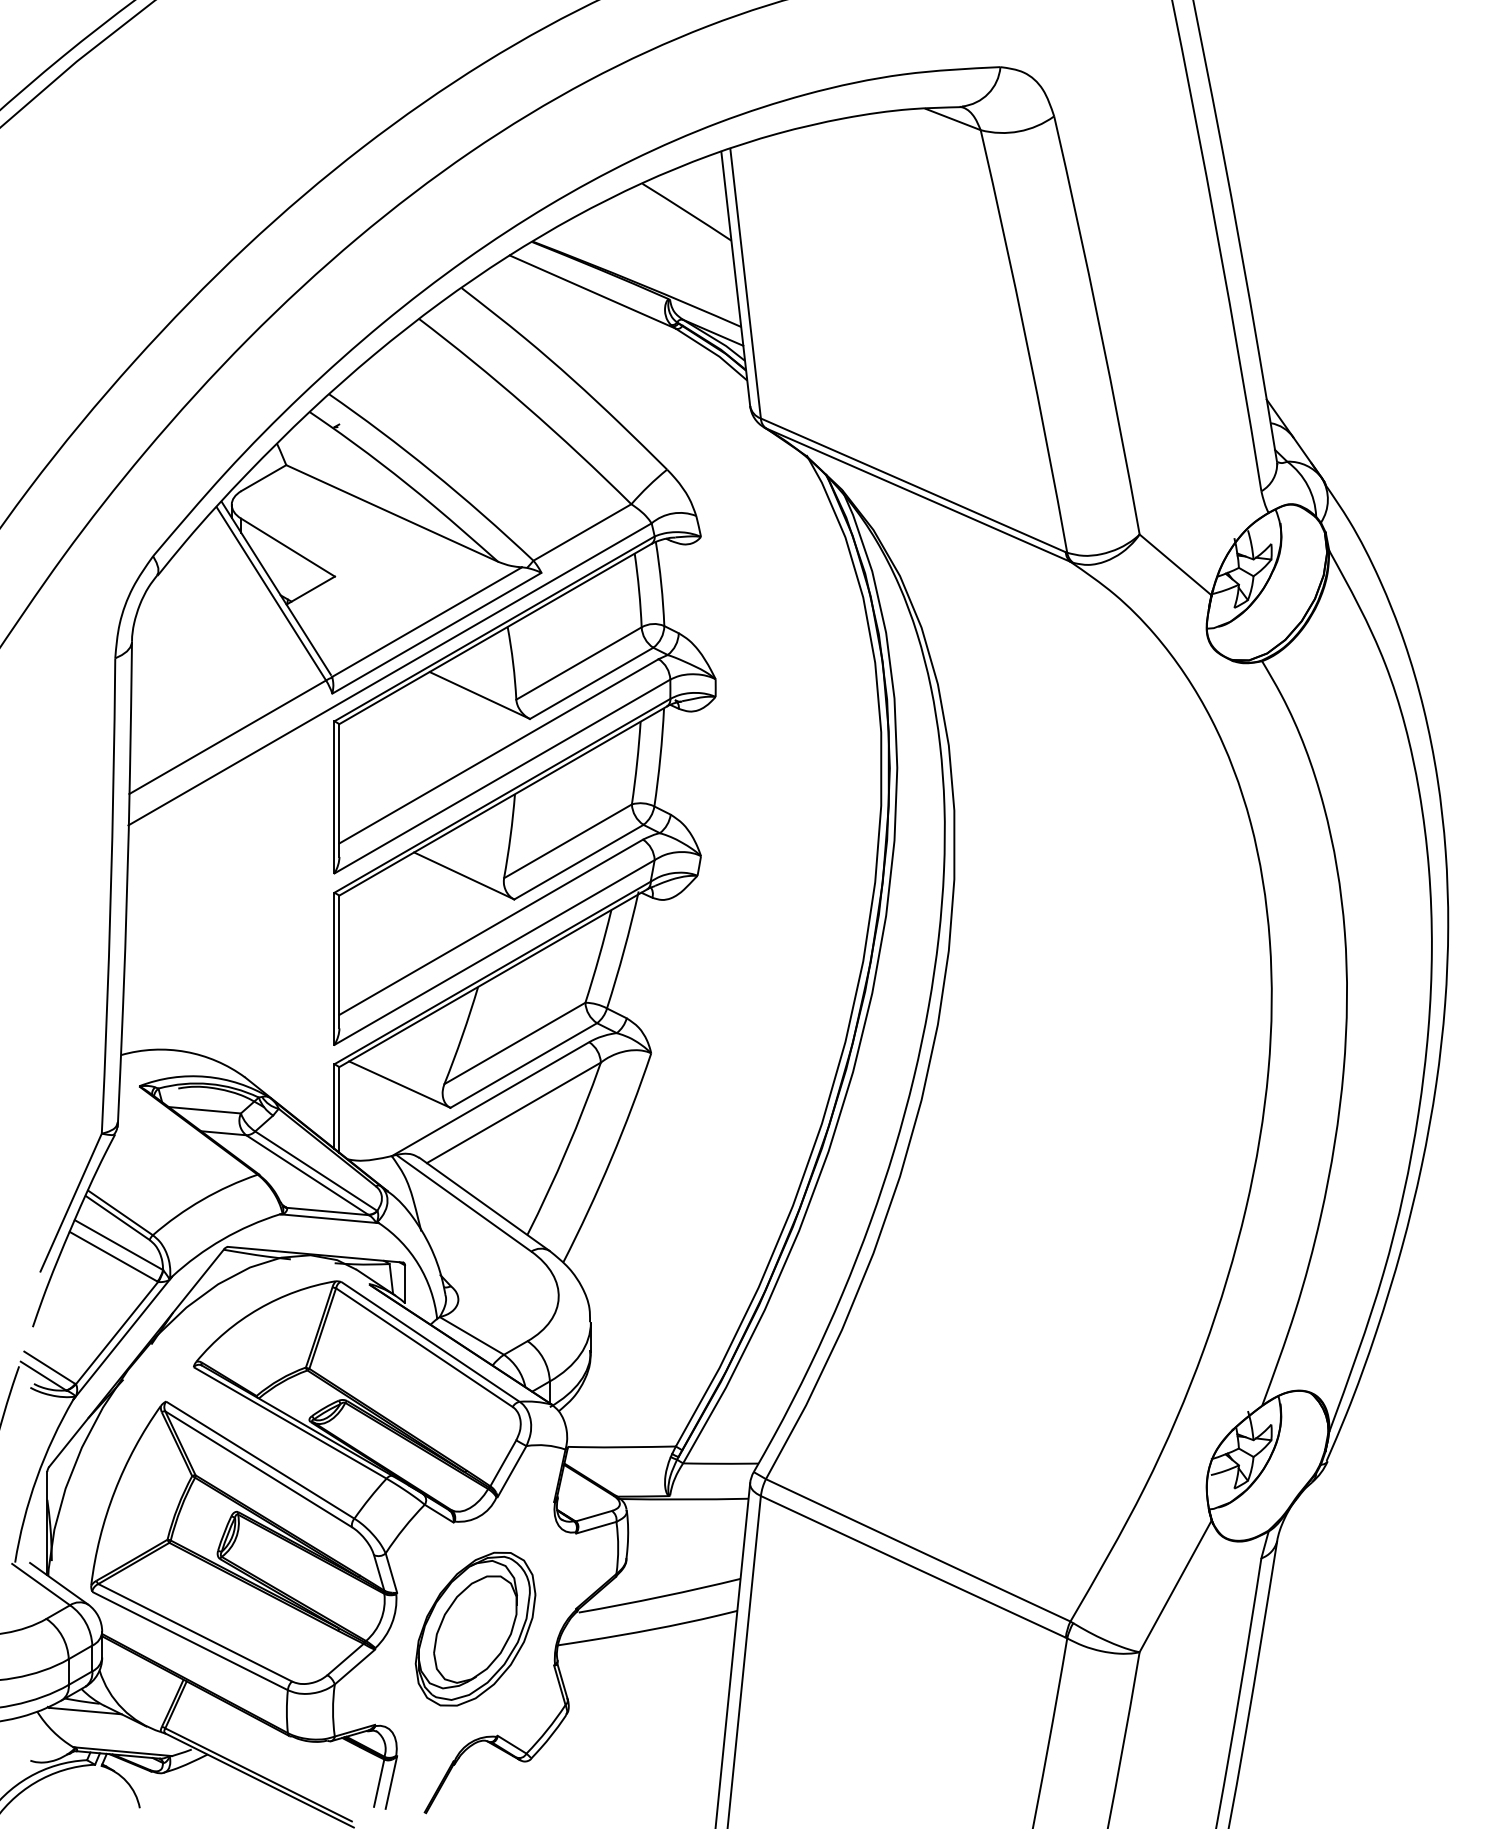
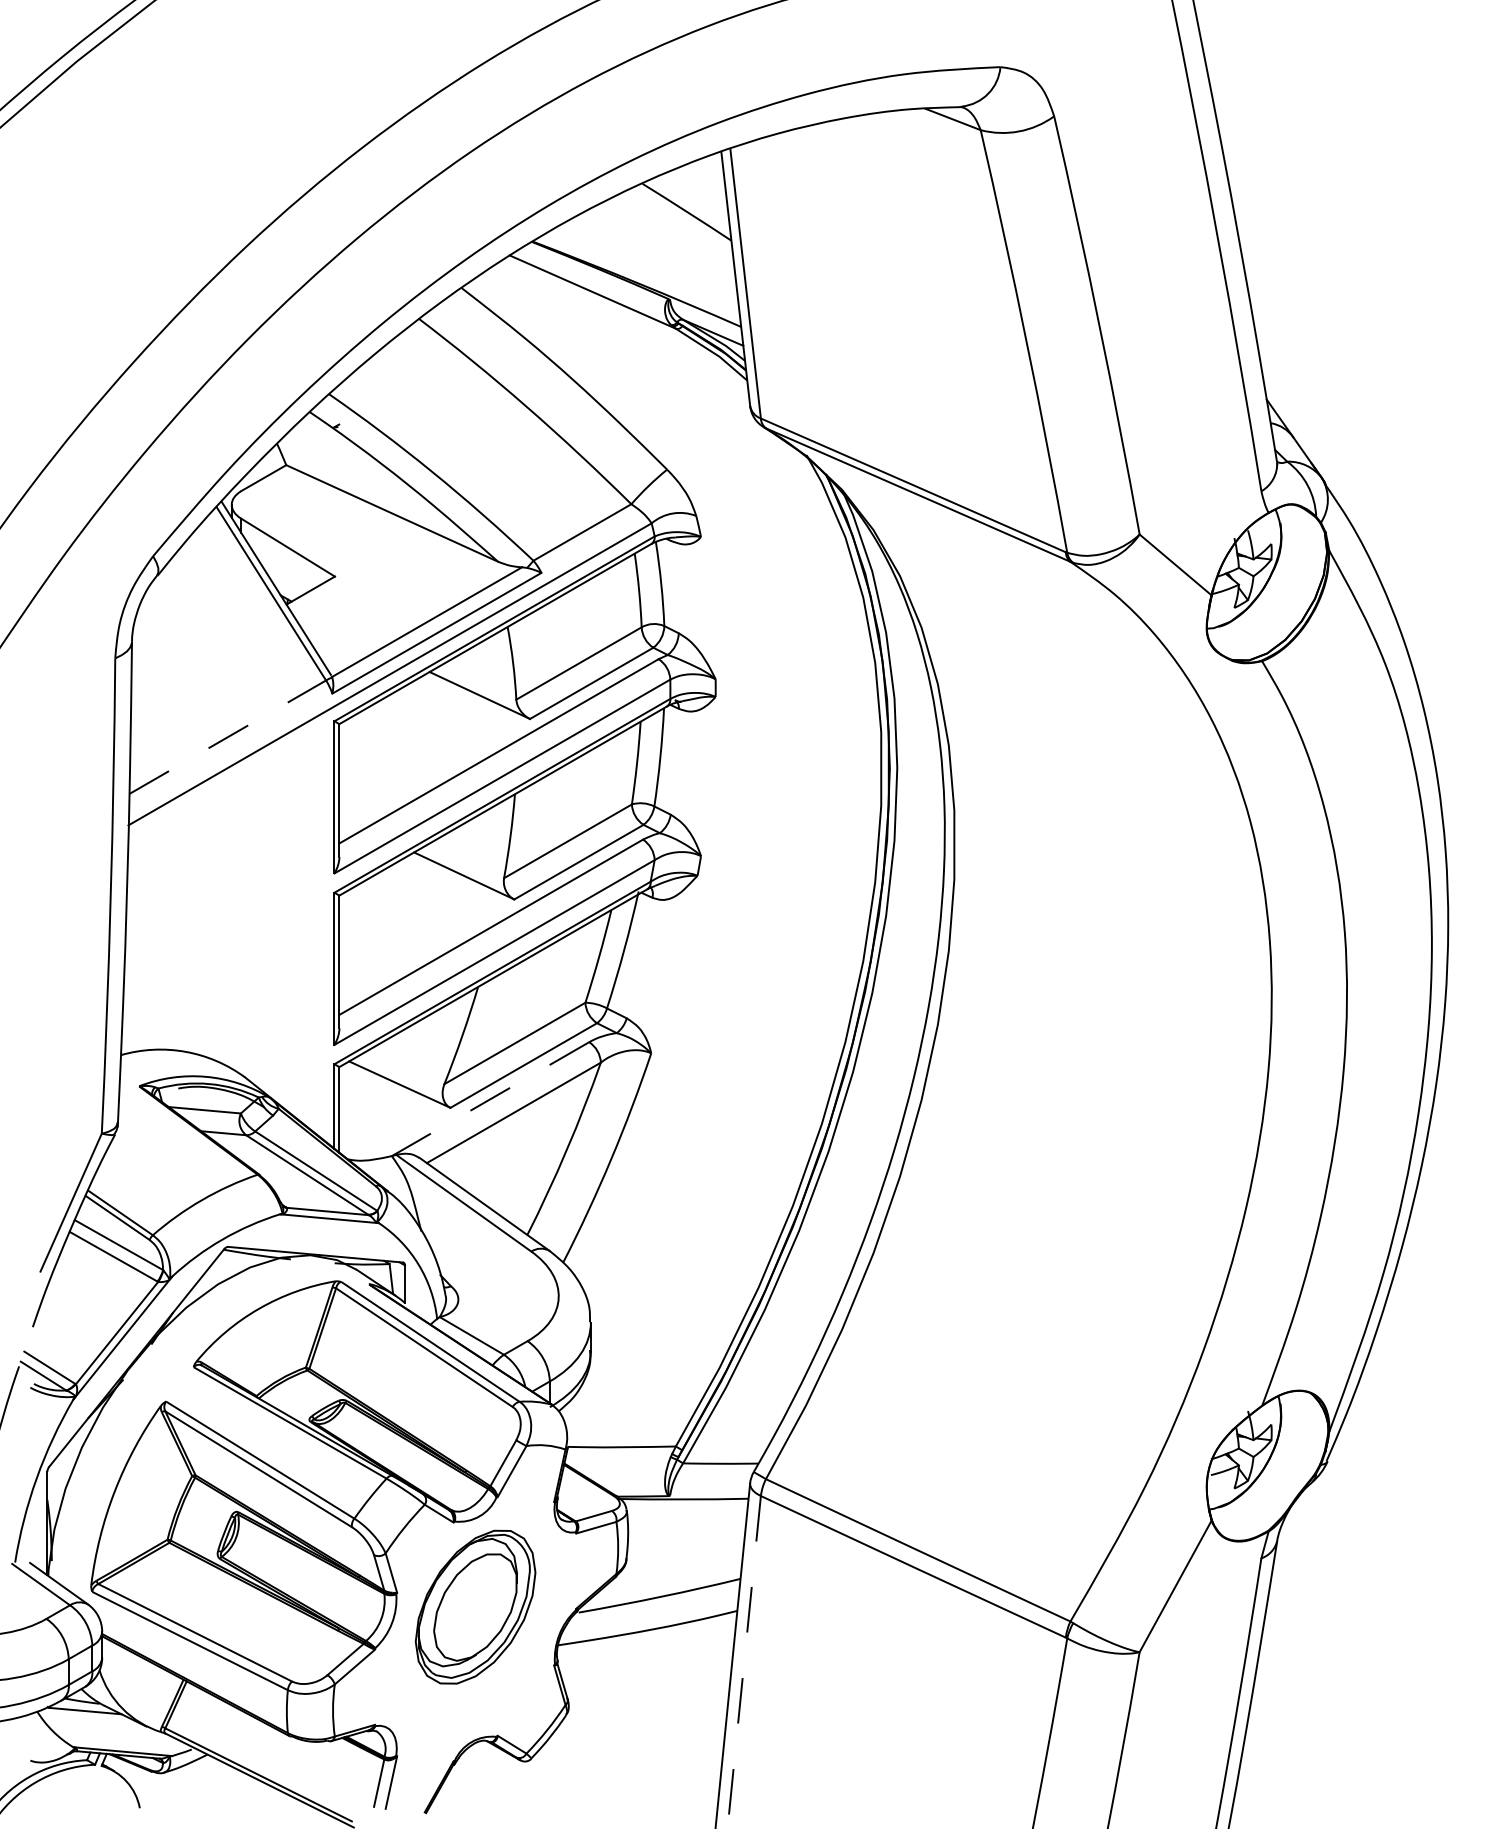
line: solid -> dashed (227, 737)
line: solid -> dashed (490, 1099)
part position: (475, 1628) -> (475, 1606) (475, 1606)
line: solid -> dashed (744, 1662)
